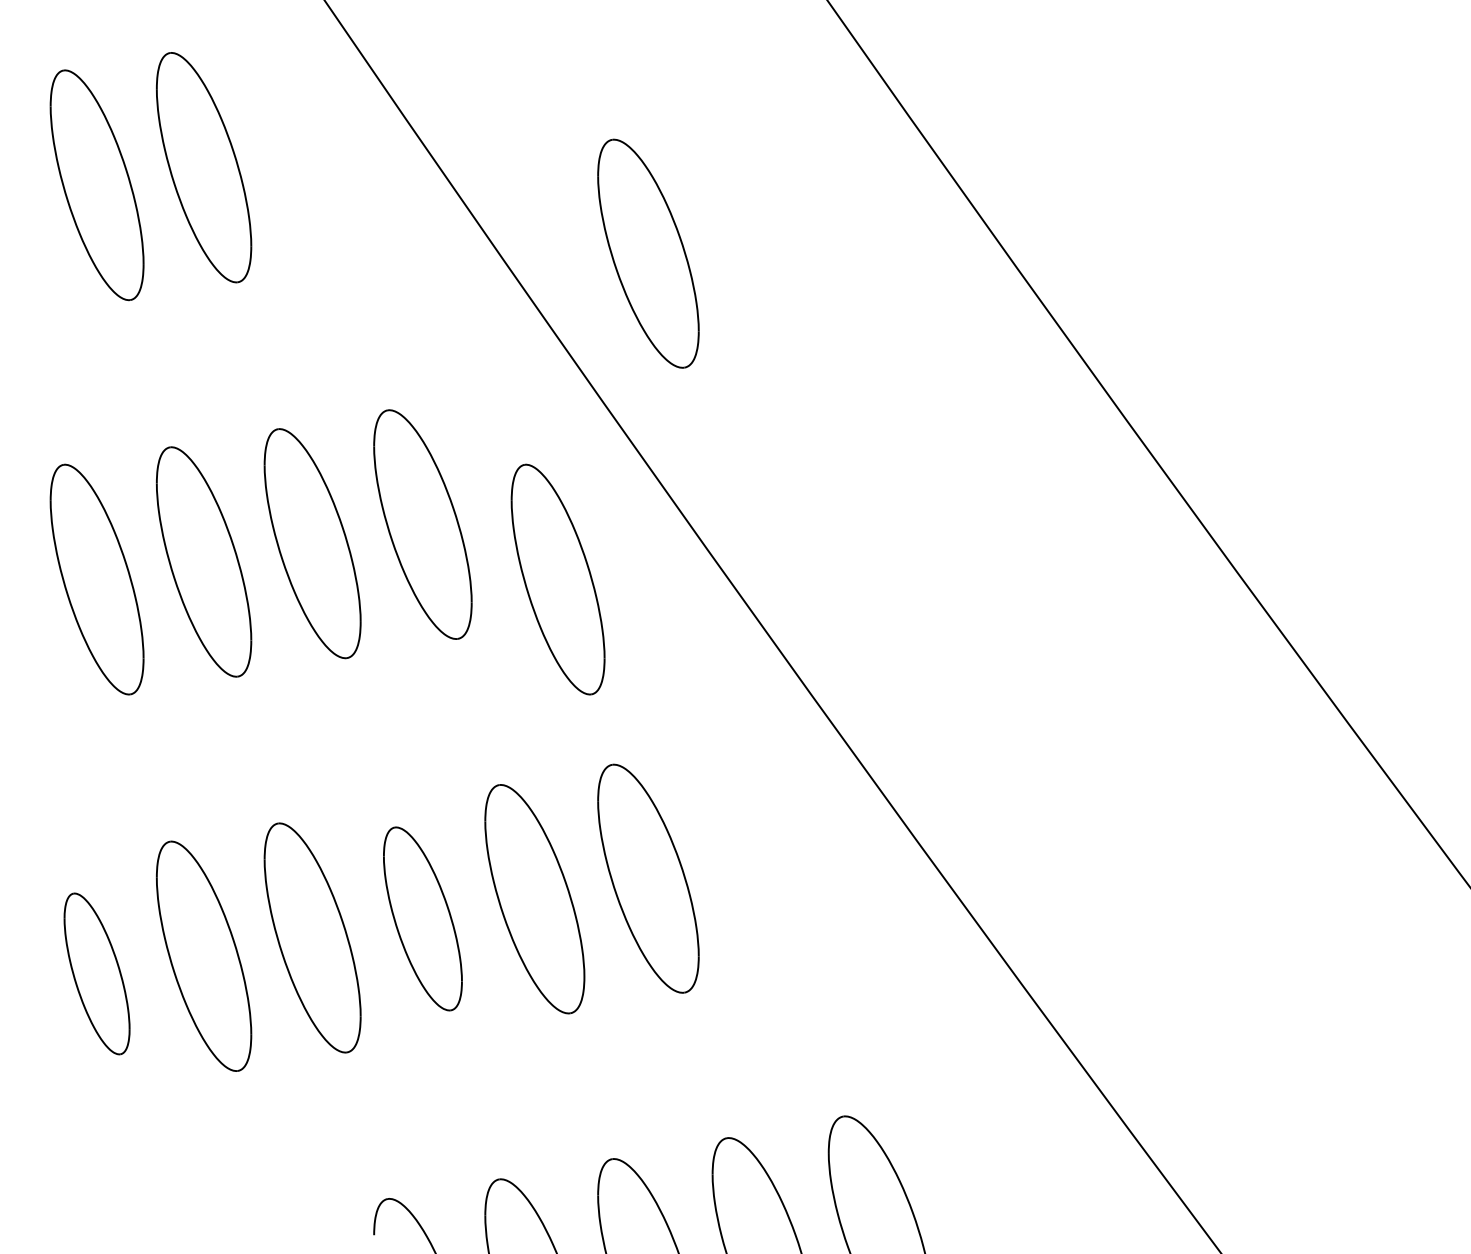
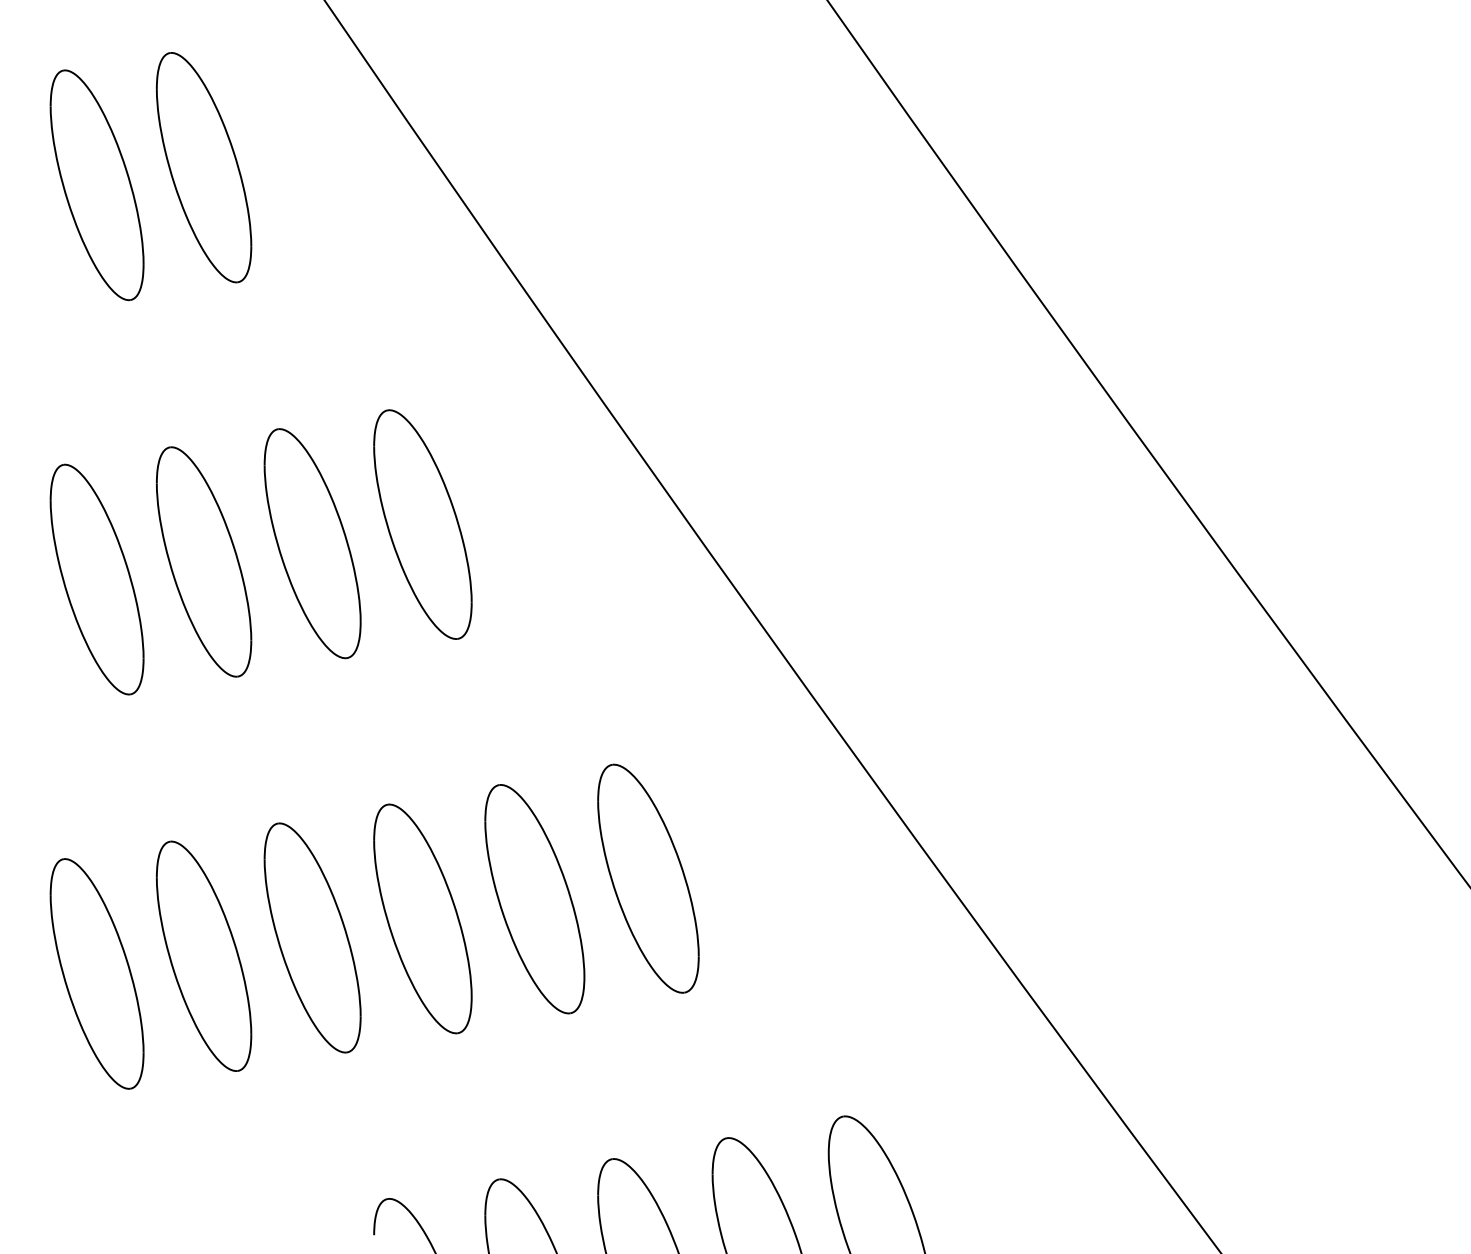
part: present -> none (648, 253)
part: present -> none (557, 579)
part size: 80x186 px -> 100x232 px (422, 918)
part size: 68x164 px -> 96x232 px (96, 973)
